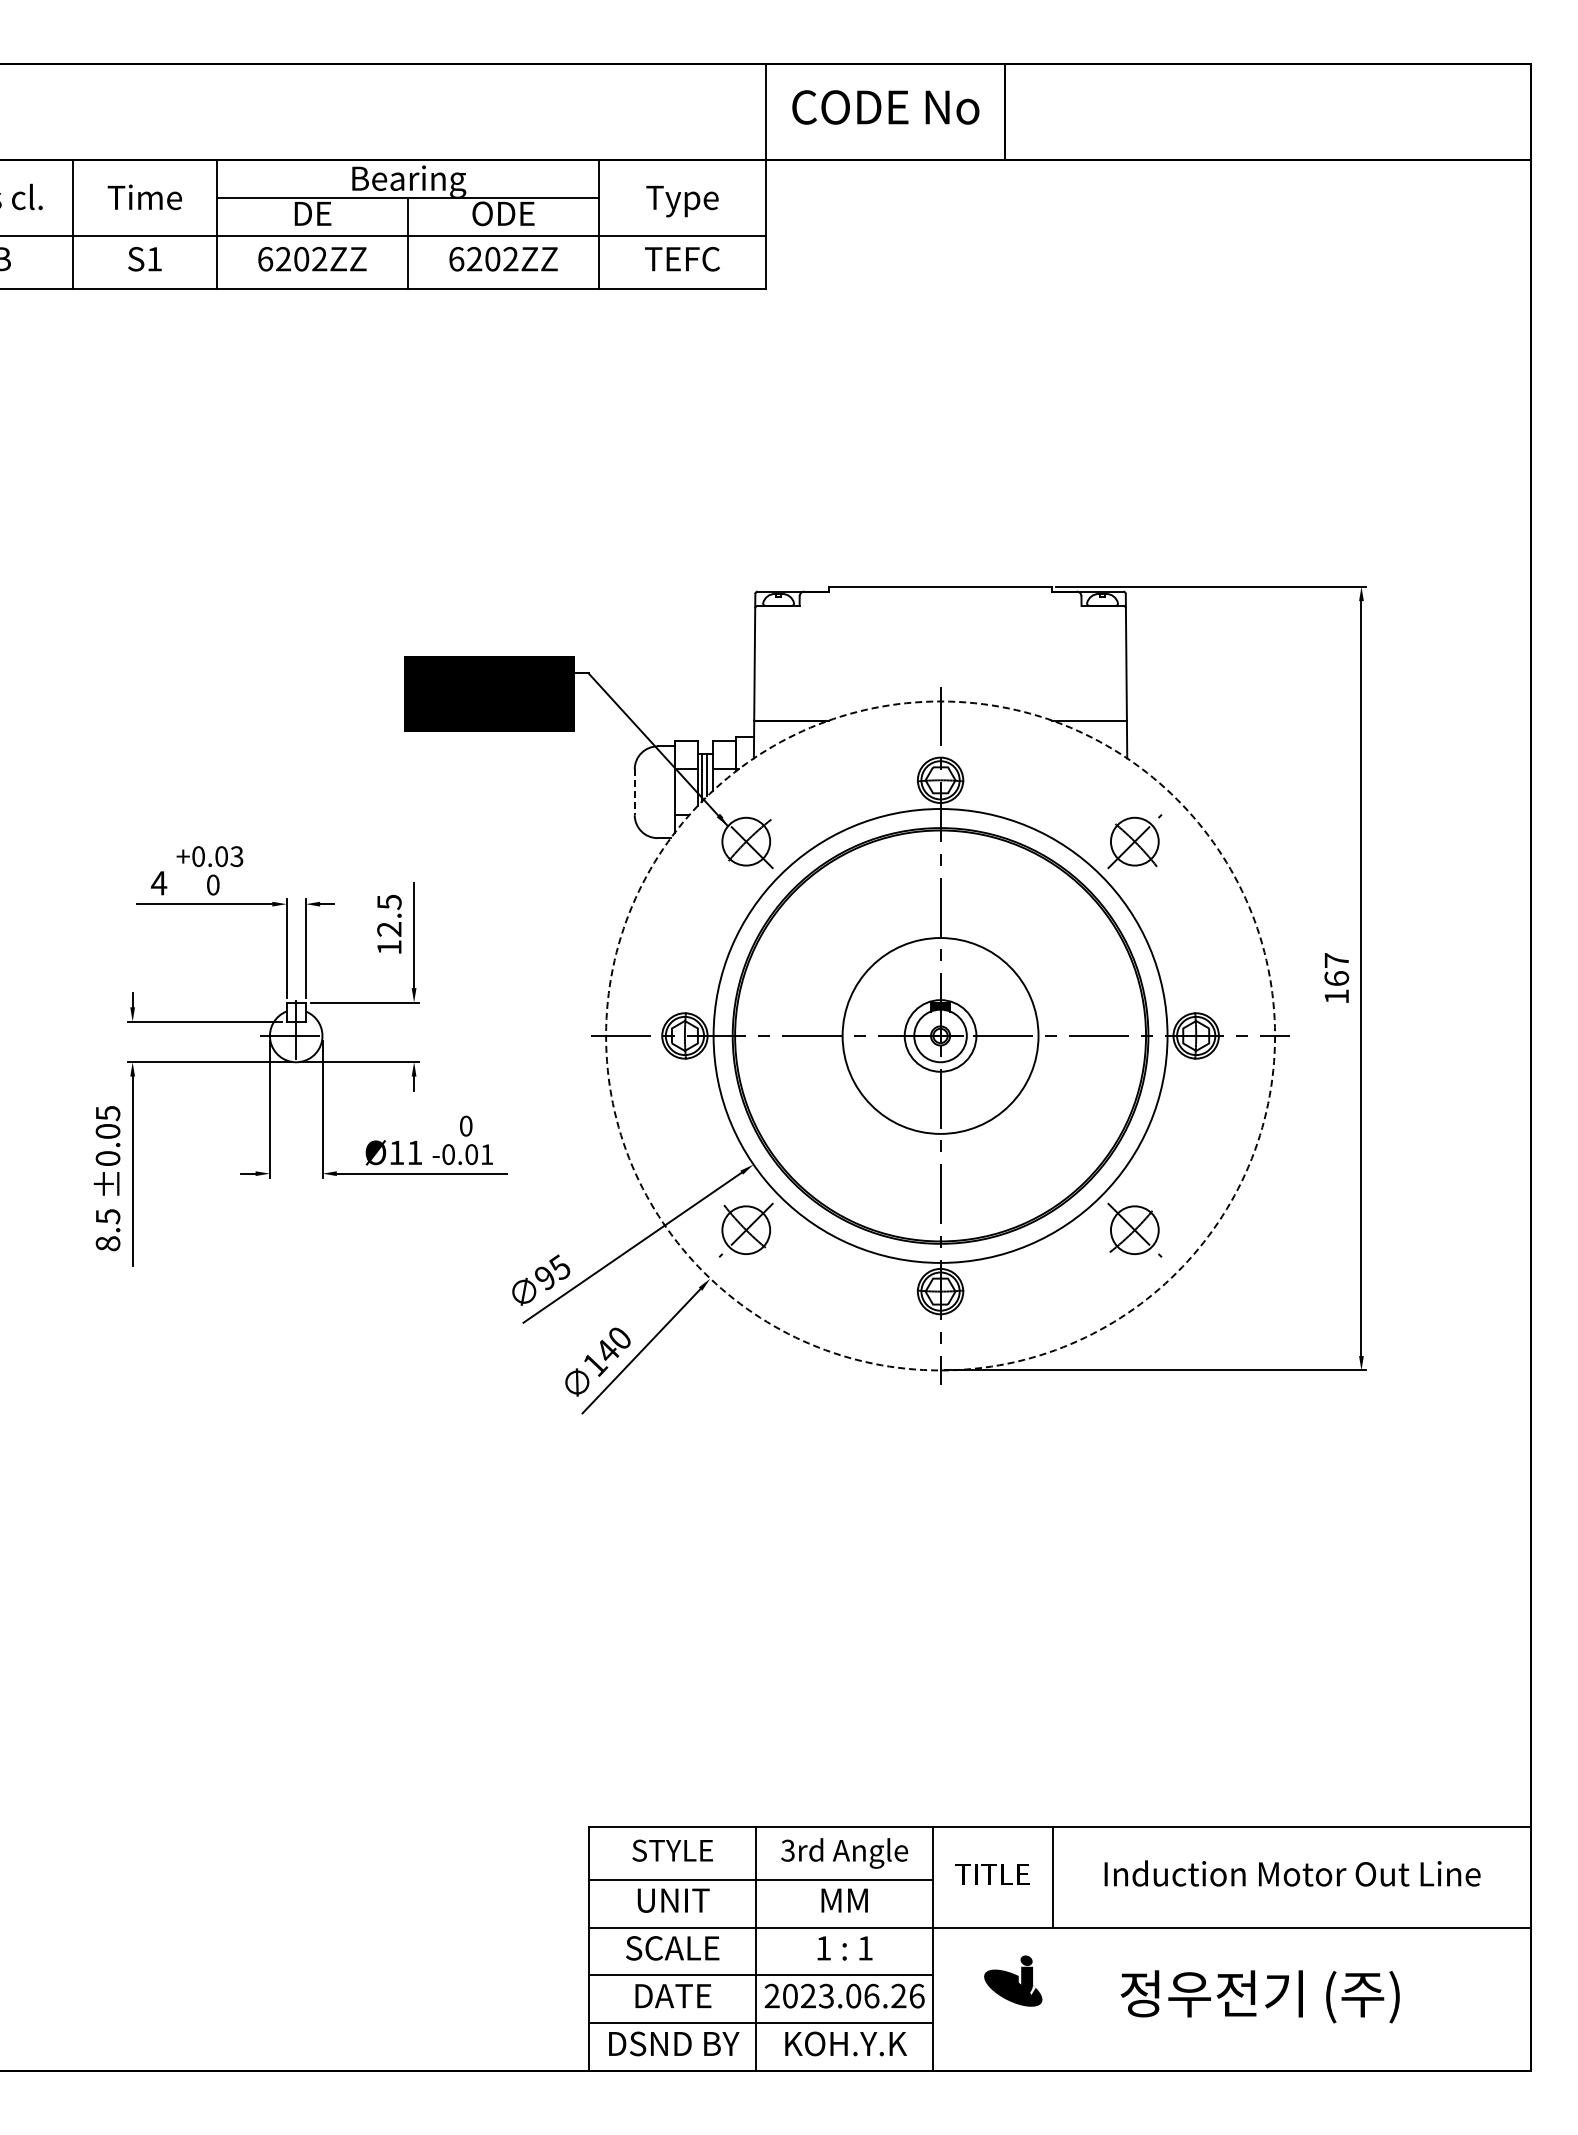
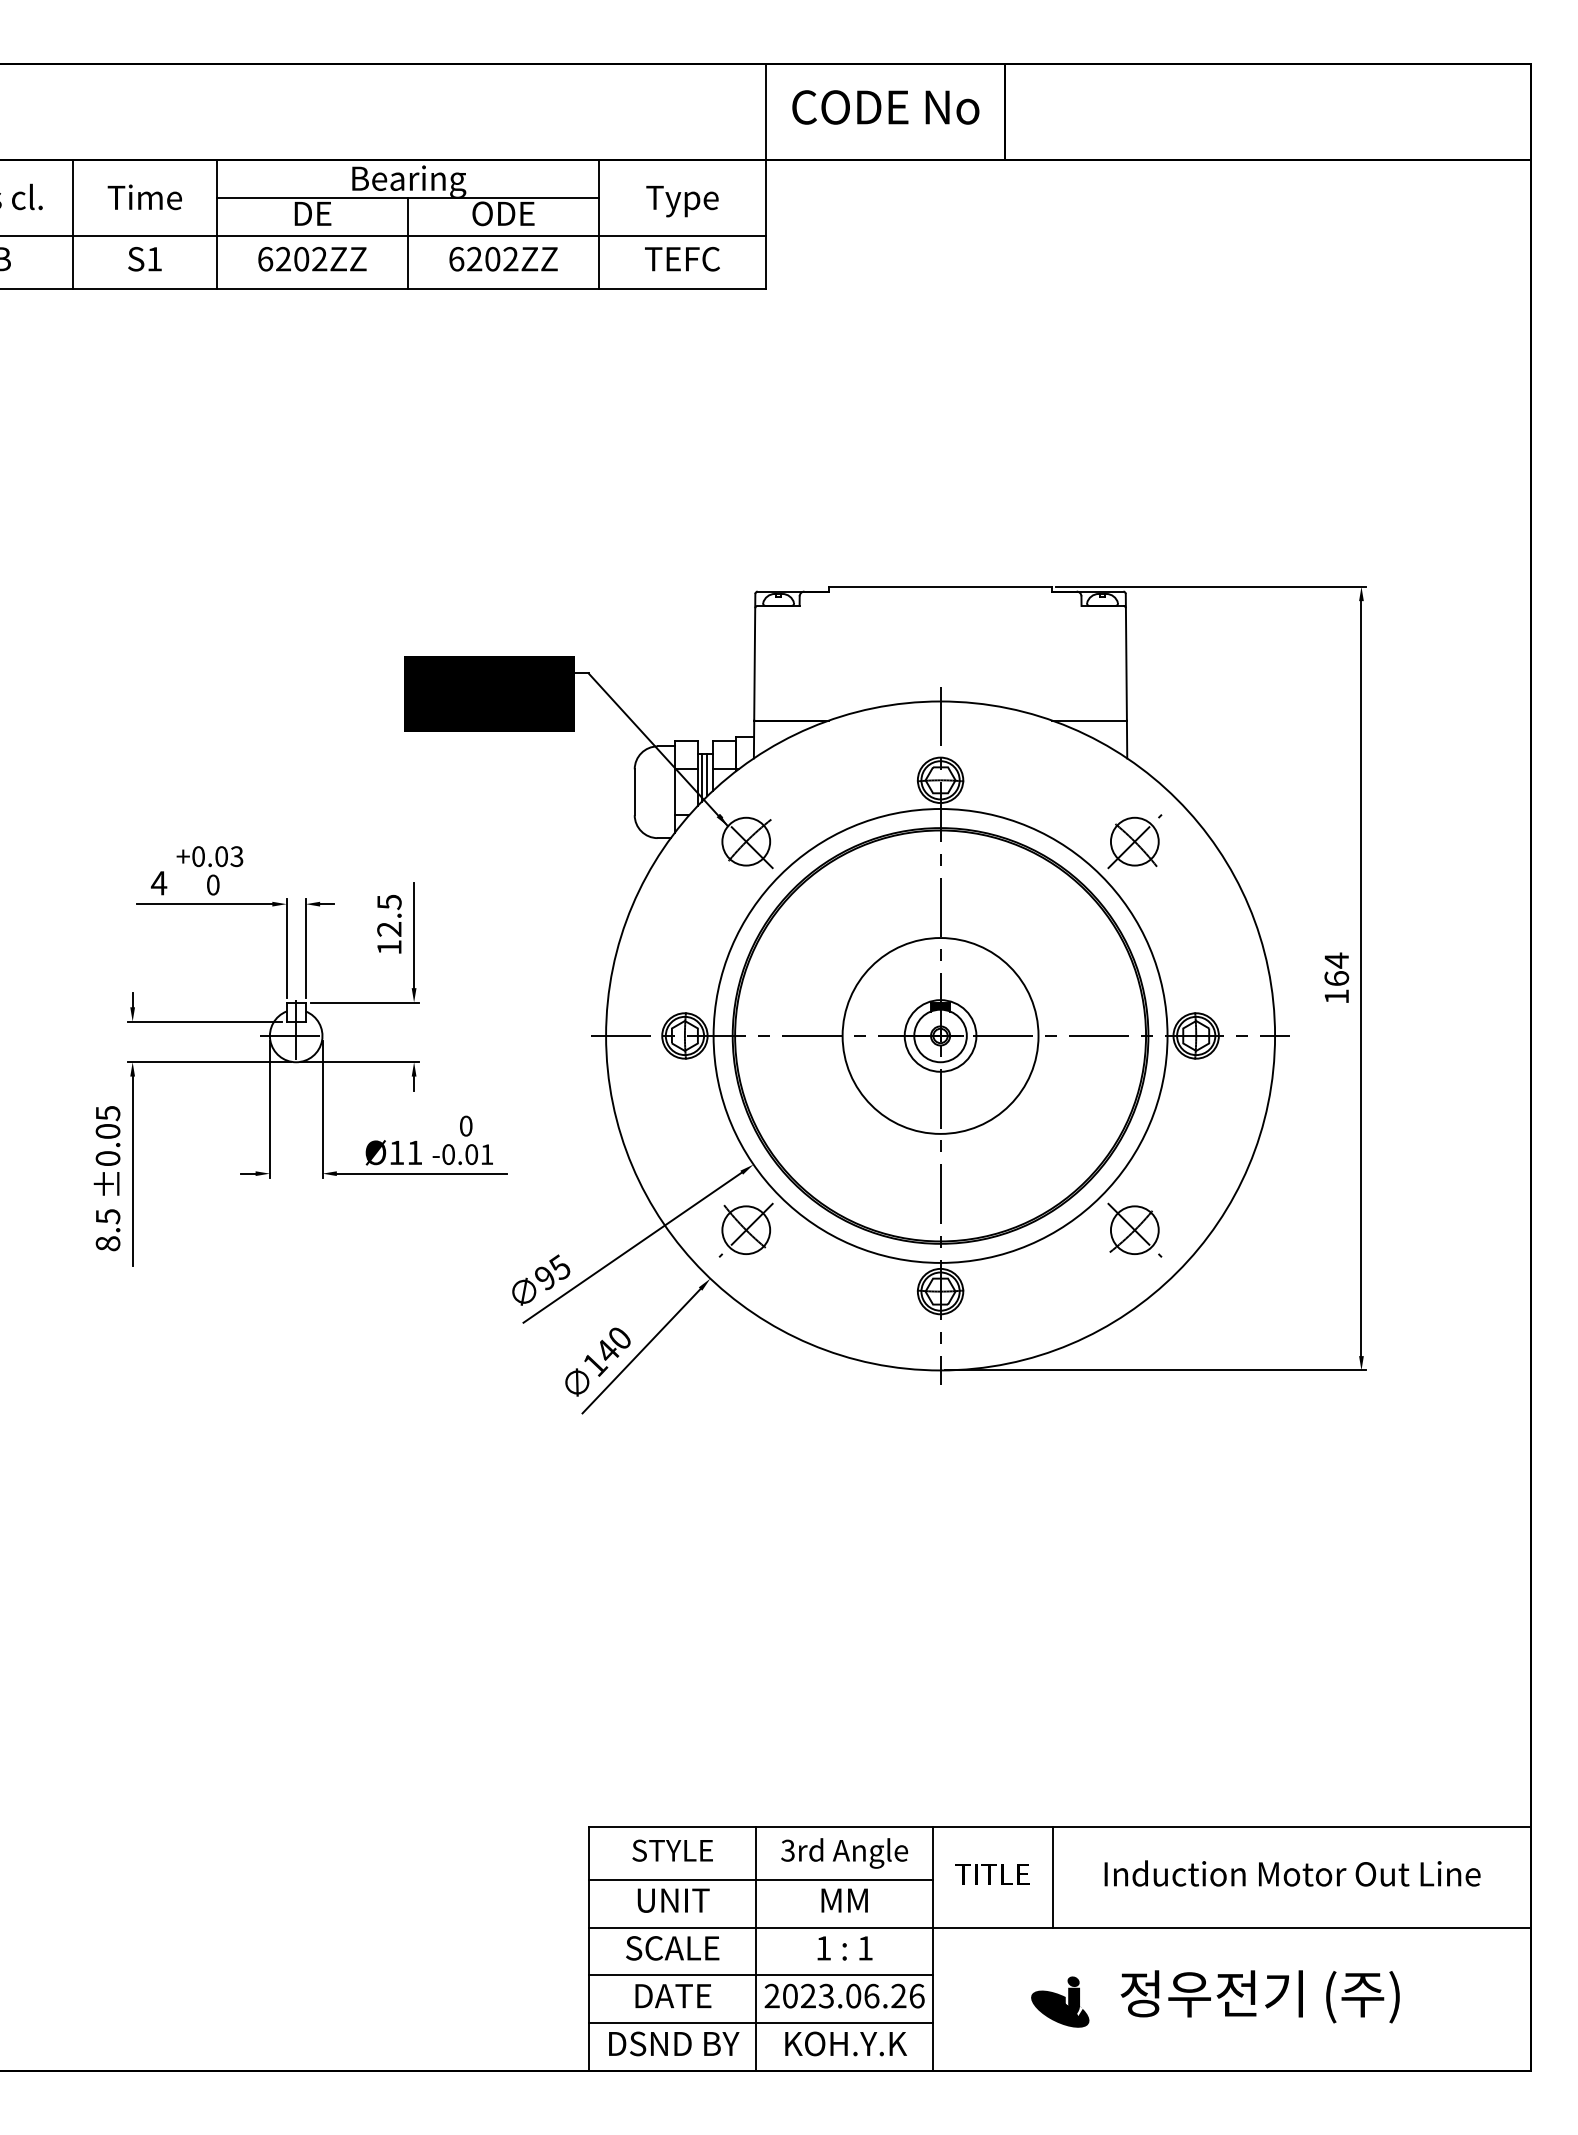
line: dashed -> solid (634, 792)
text: 167 -> 164 (1336, 960)
circle: dashed -> solid (940, 1035)
part position: (1013, 1980) -> (1060, 2001) (1060, 2001)
